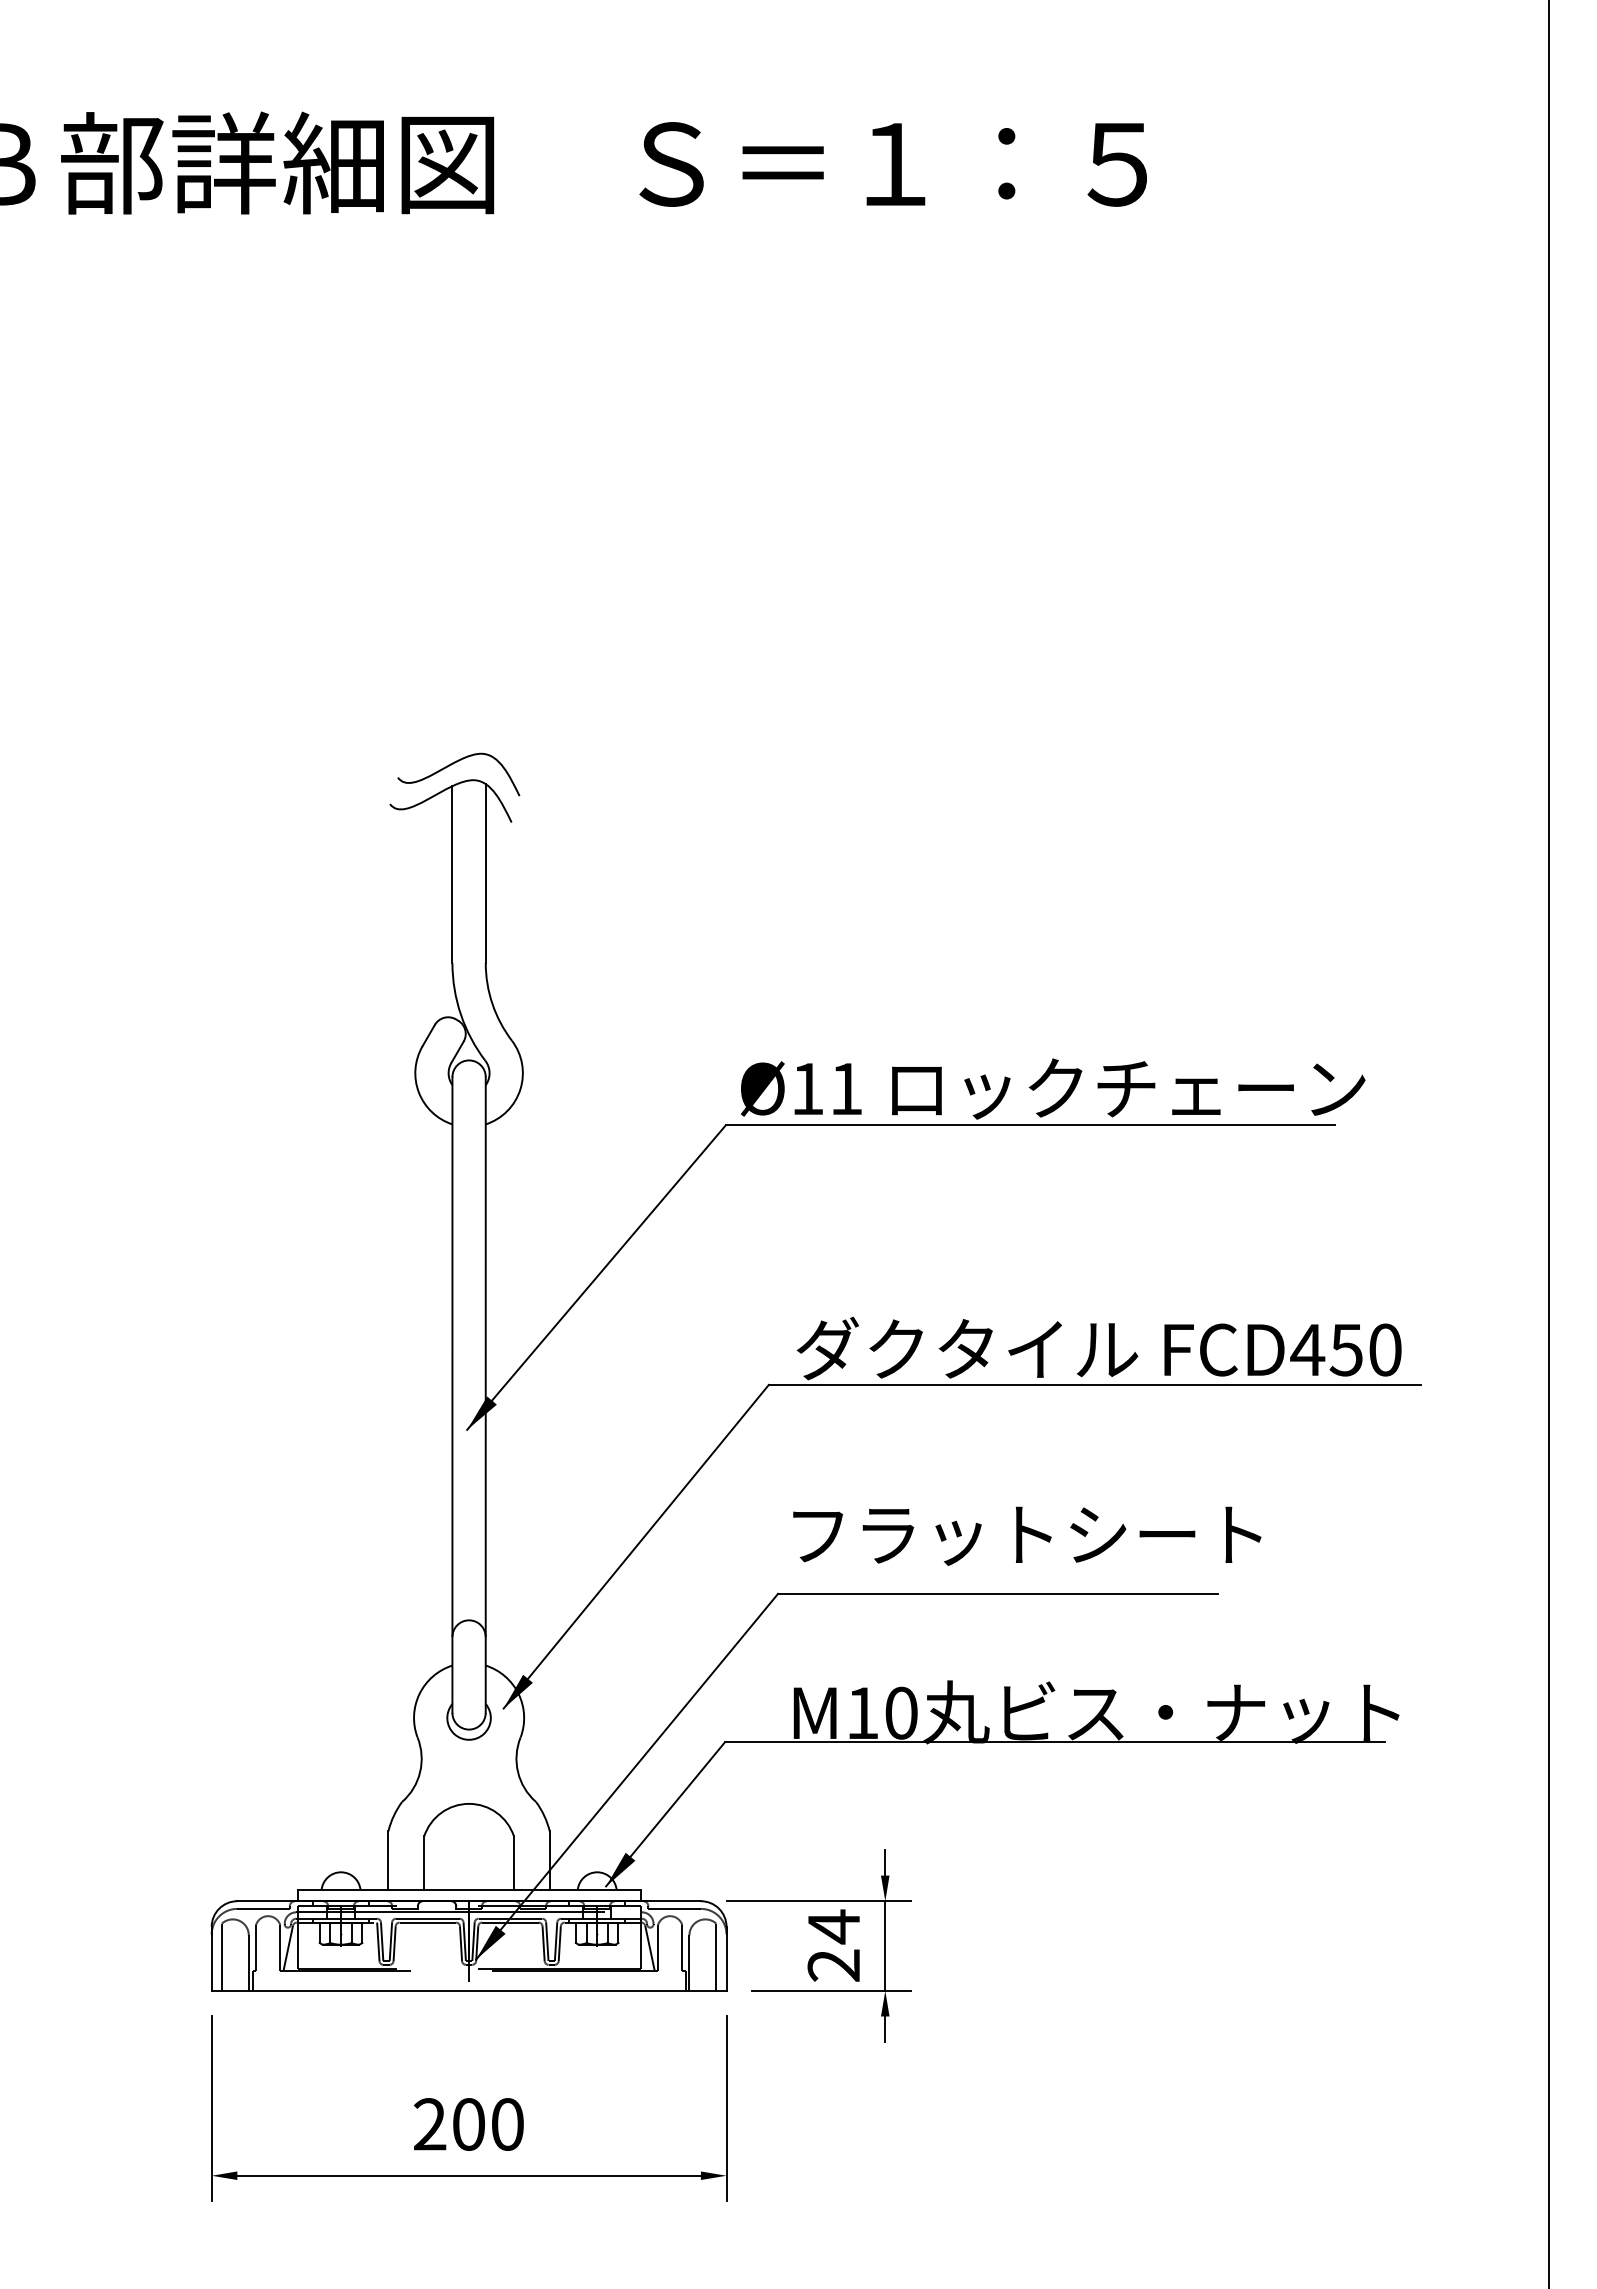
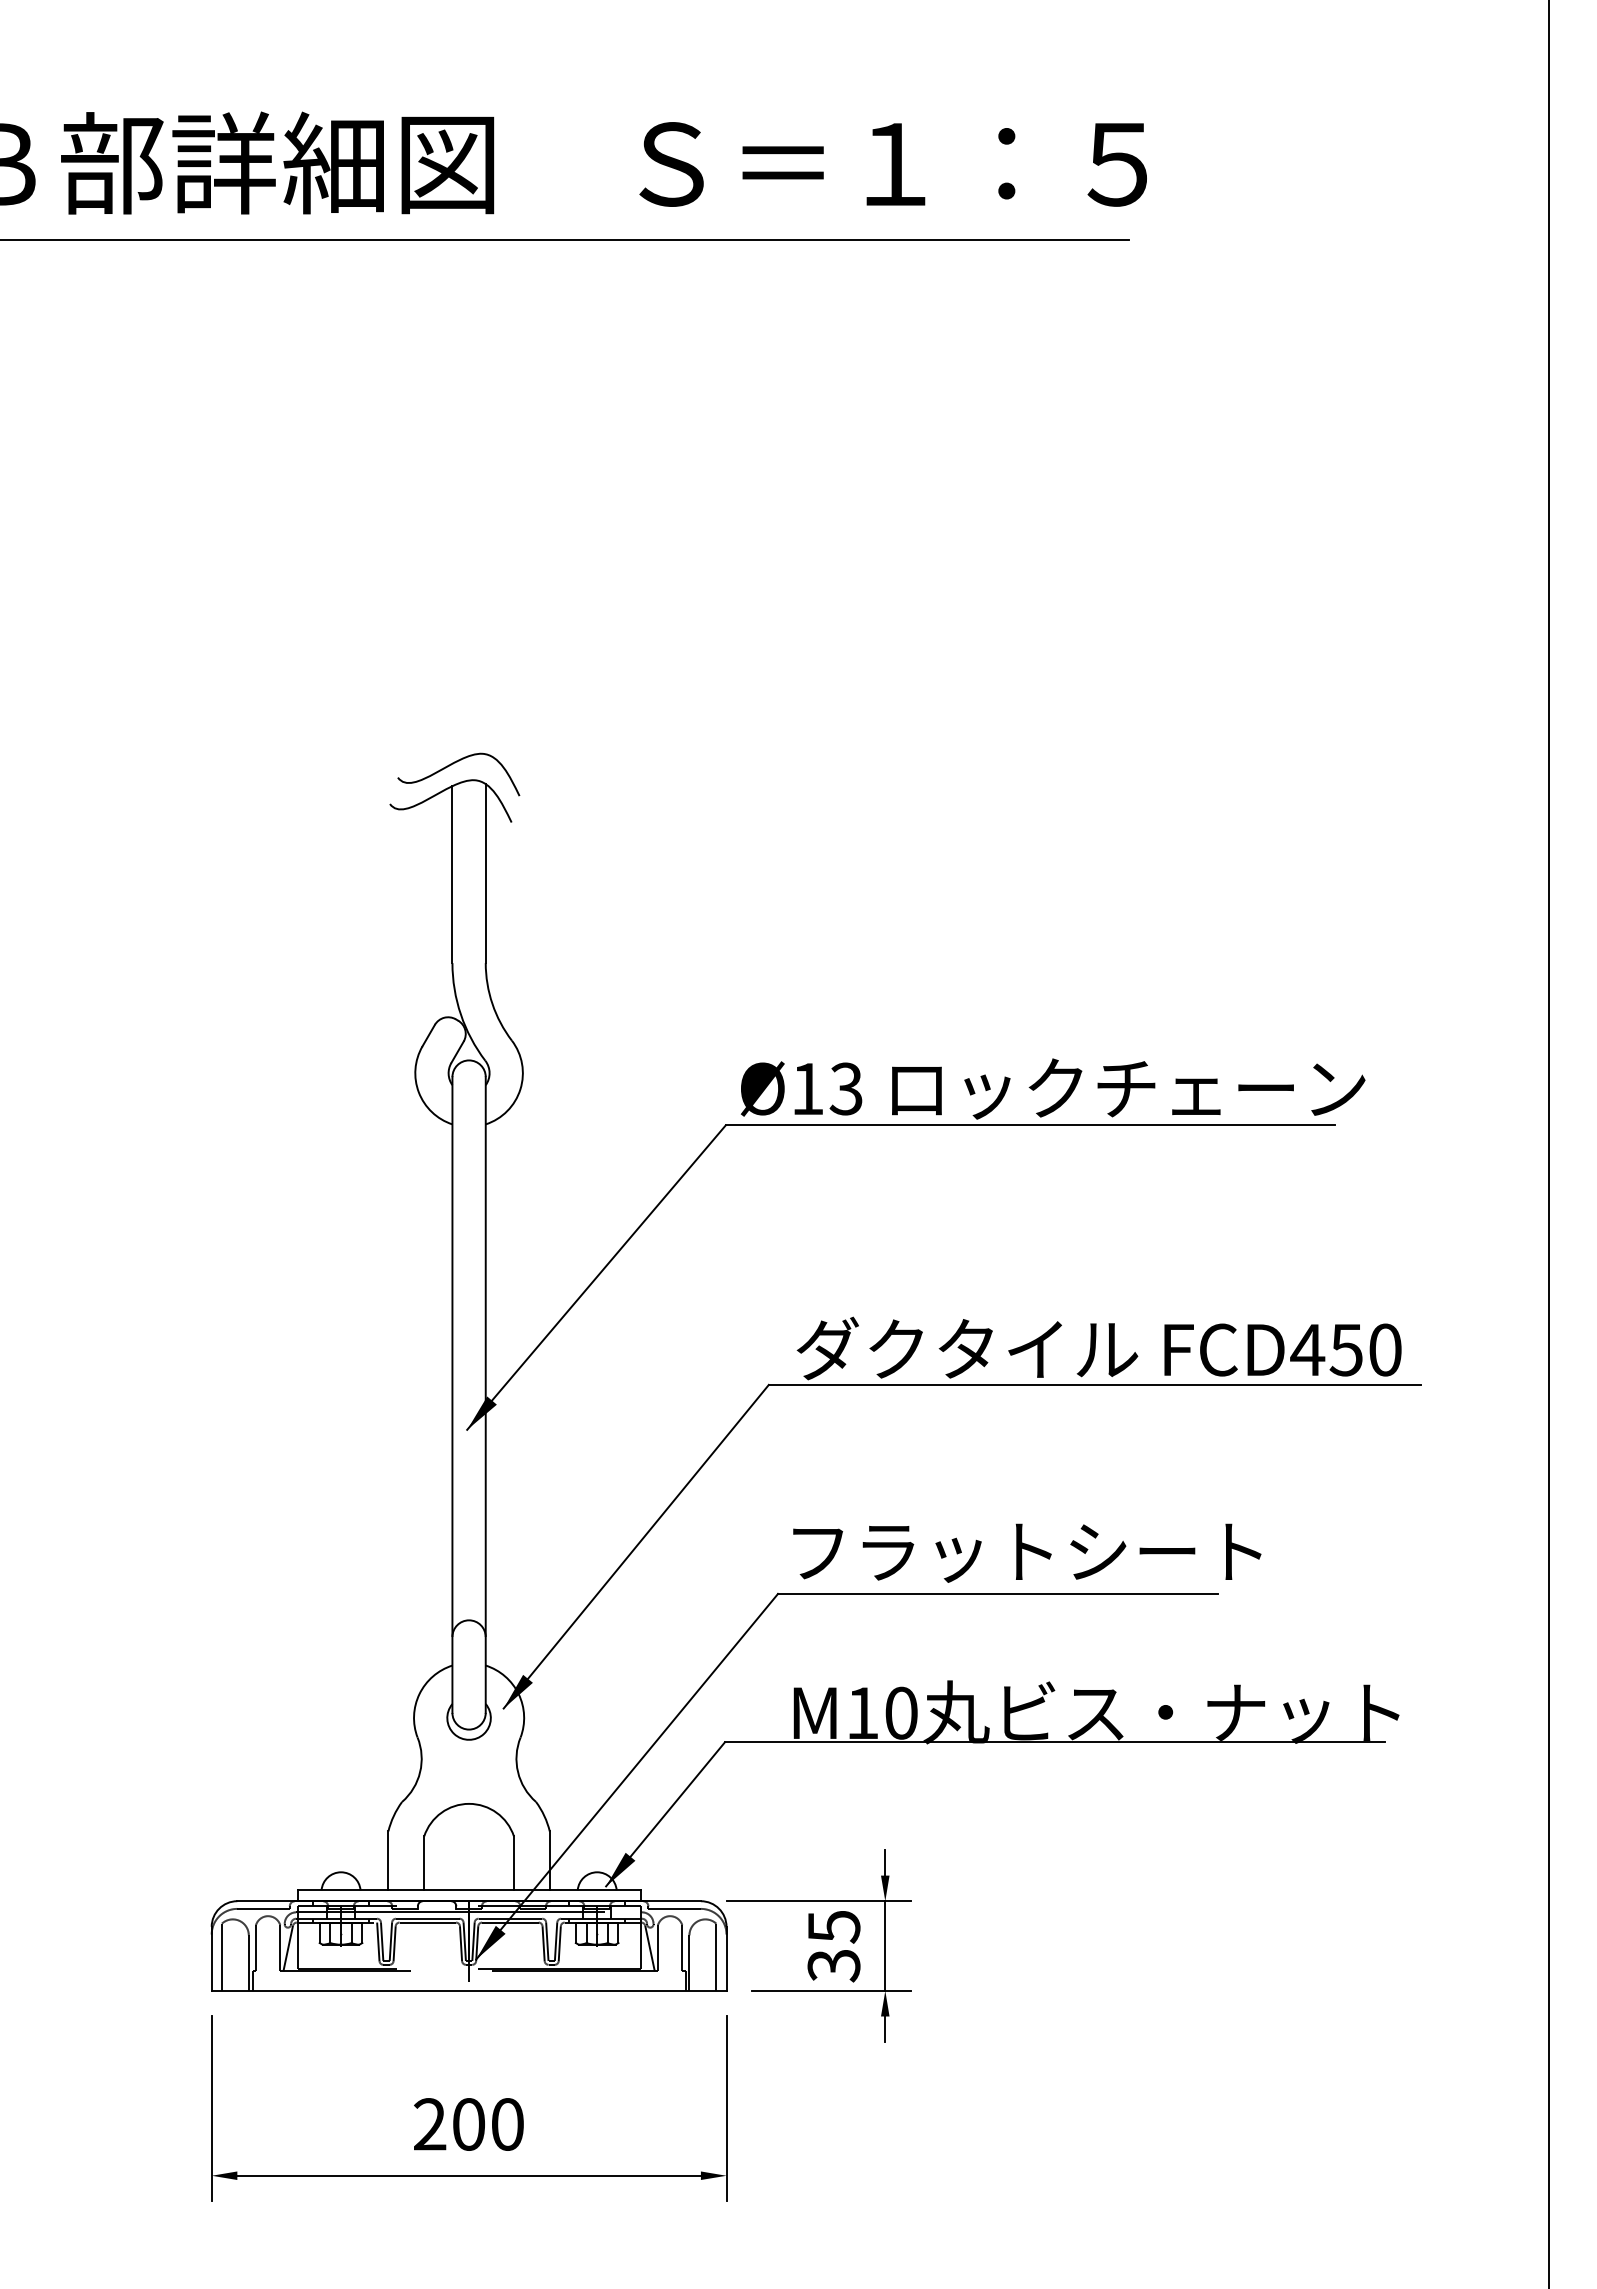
line: none -> present (565, 239)
text: Ø11 -> Ø13 (845, 1088)
text position: (1027, 1535) -> (1027, 1552) (1027, 1552)
text: 24 -> 35 (834, 1945)
